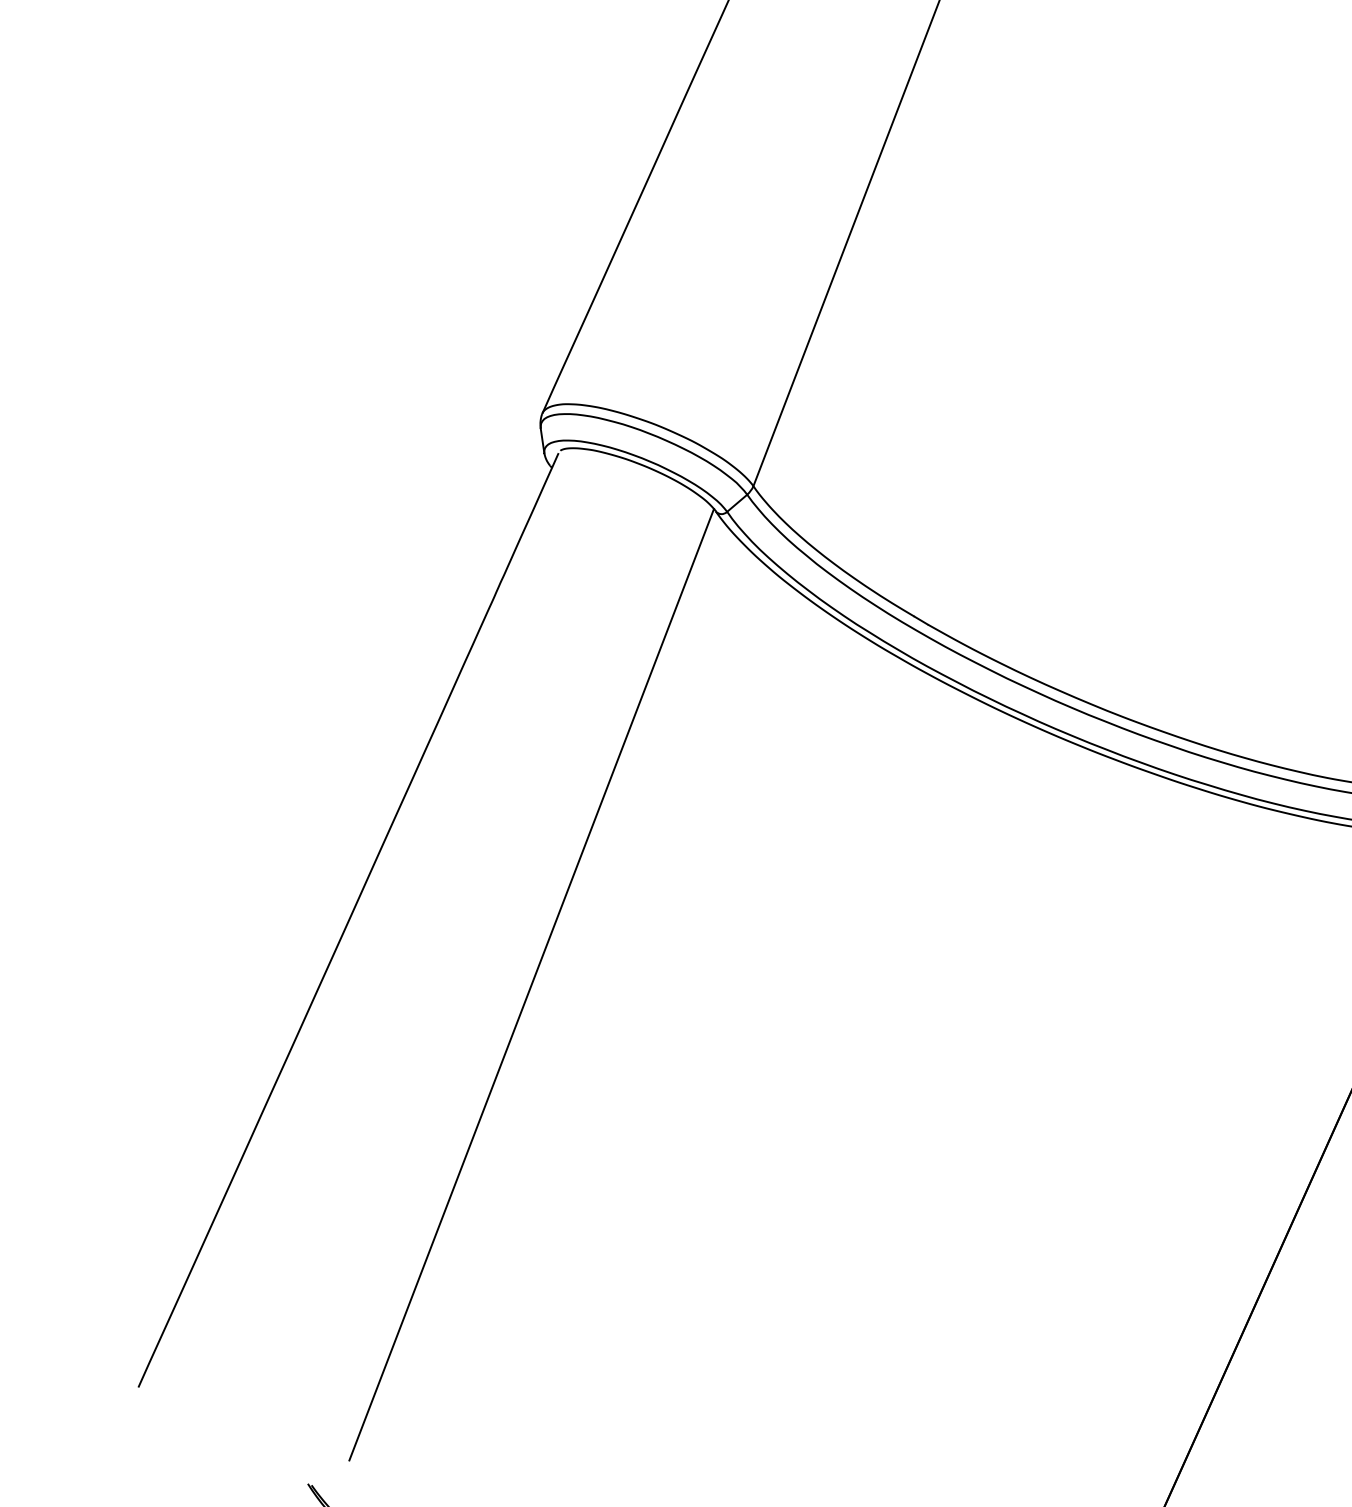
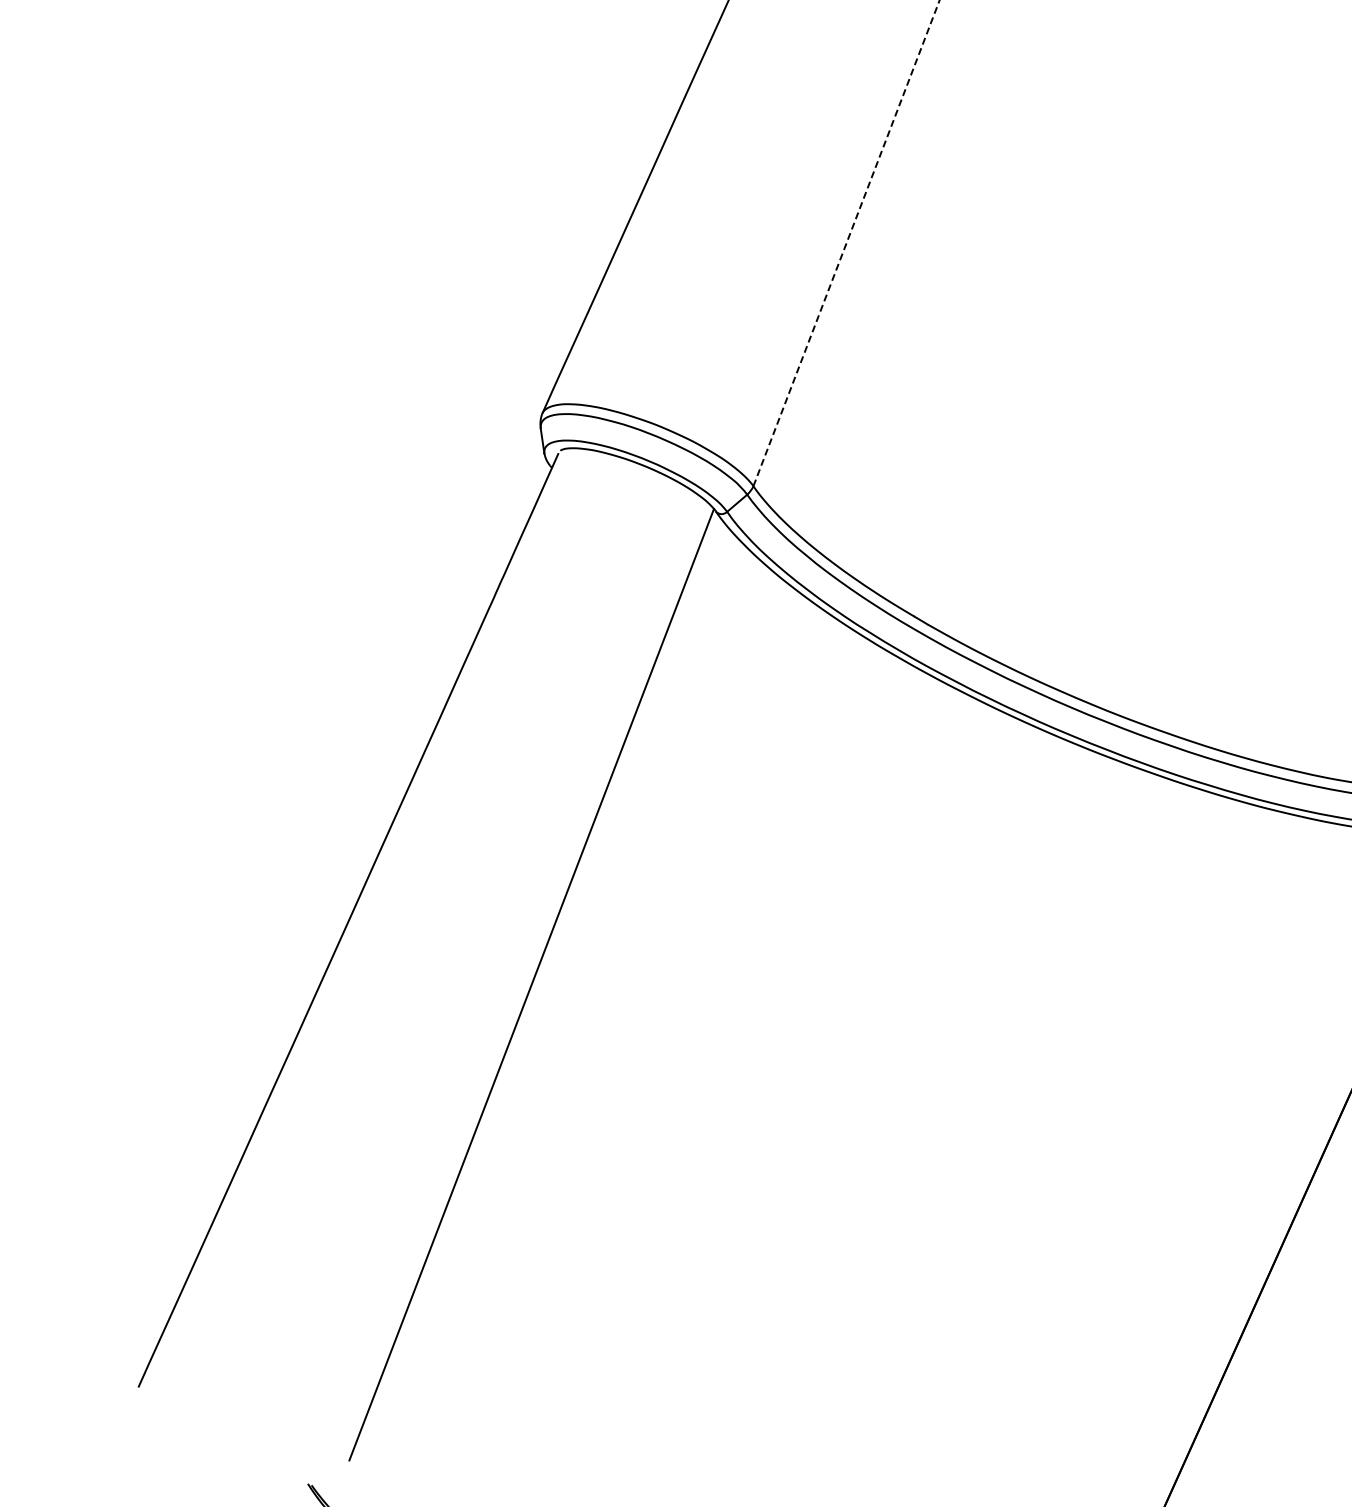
line: solid -> dashed (846, 242)
